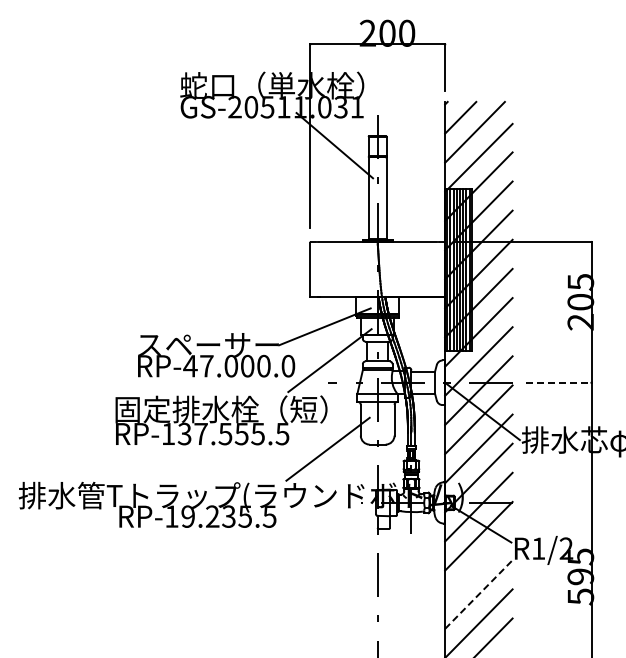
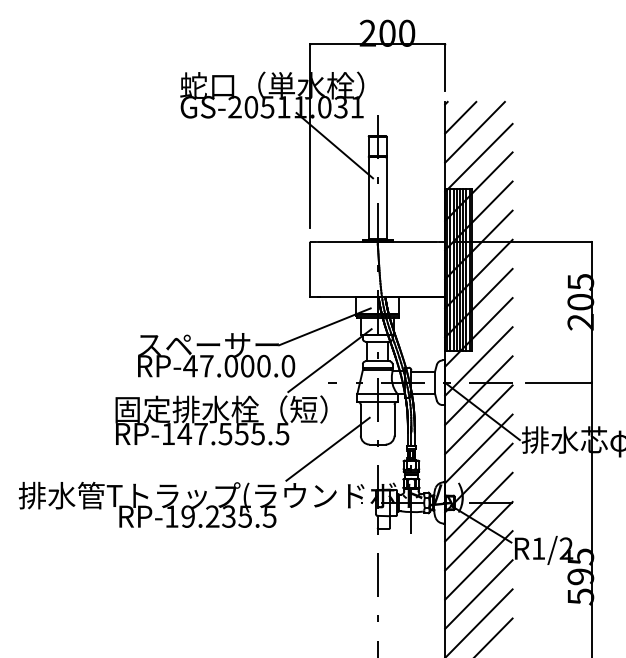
line: dashed -> solid (558, 382)
text: RP-137.555.5 -> RP-147.555.5 (184, 433)
line: none -> present (478, 565)
line: dashed -> solid (479, 594)
